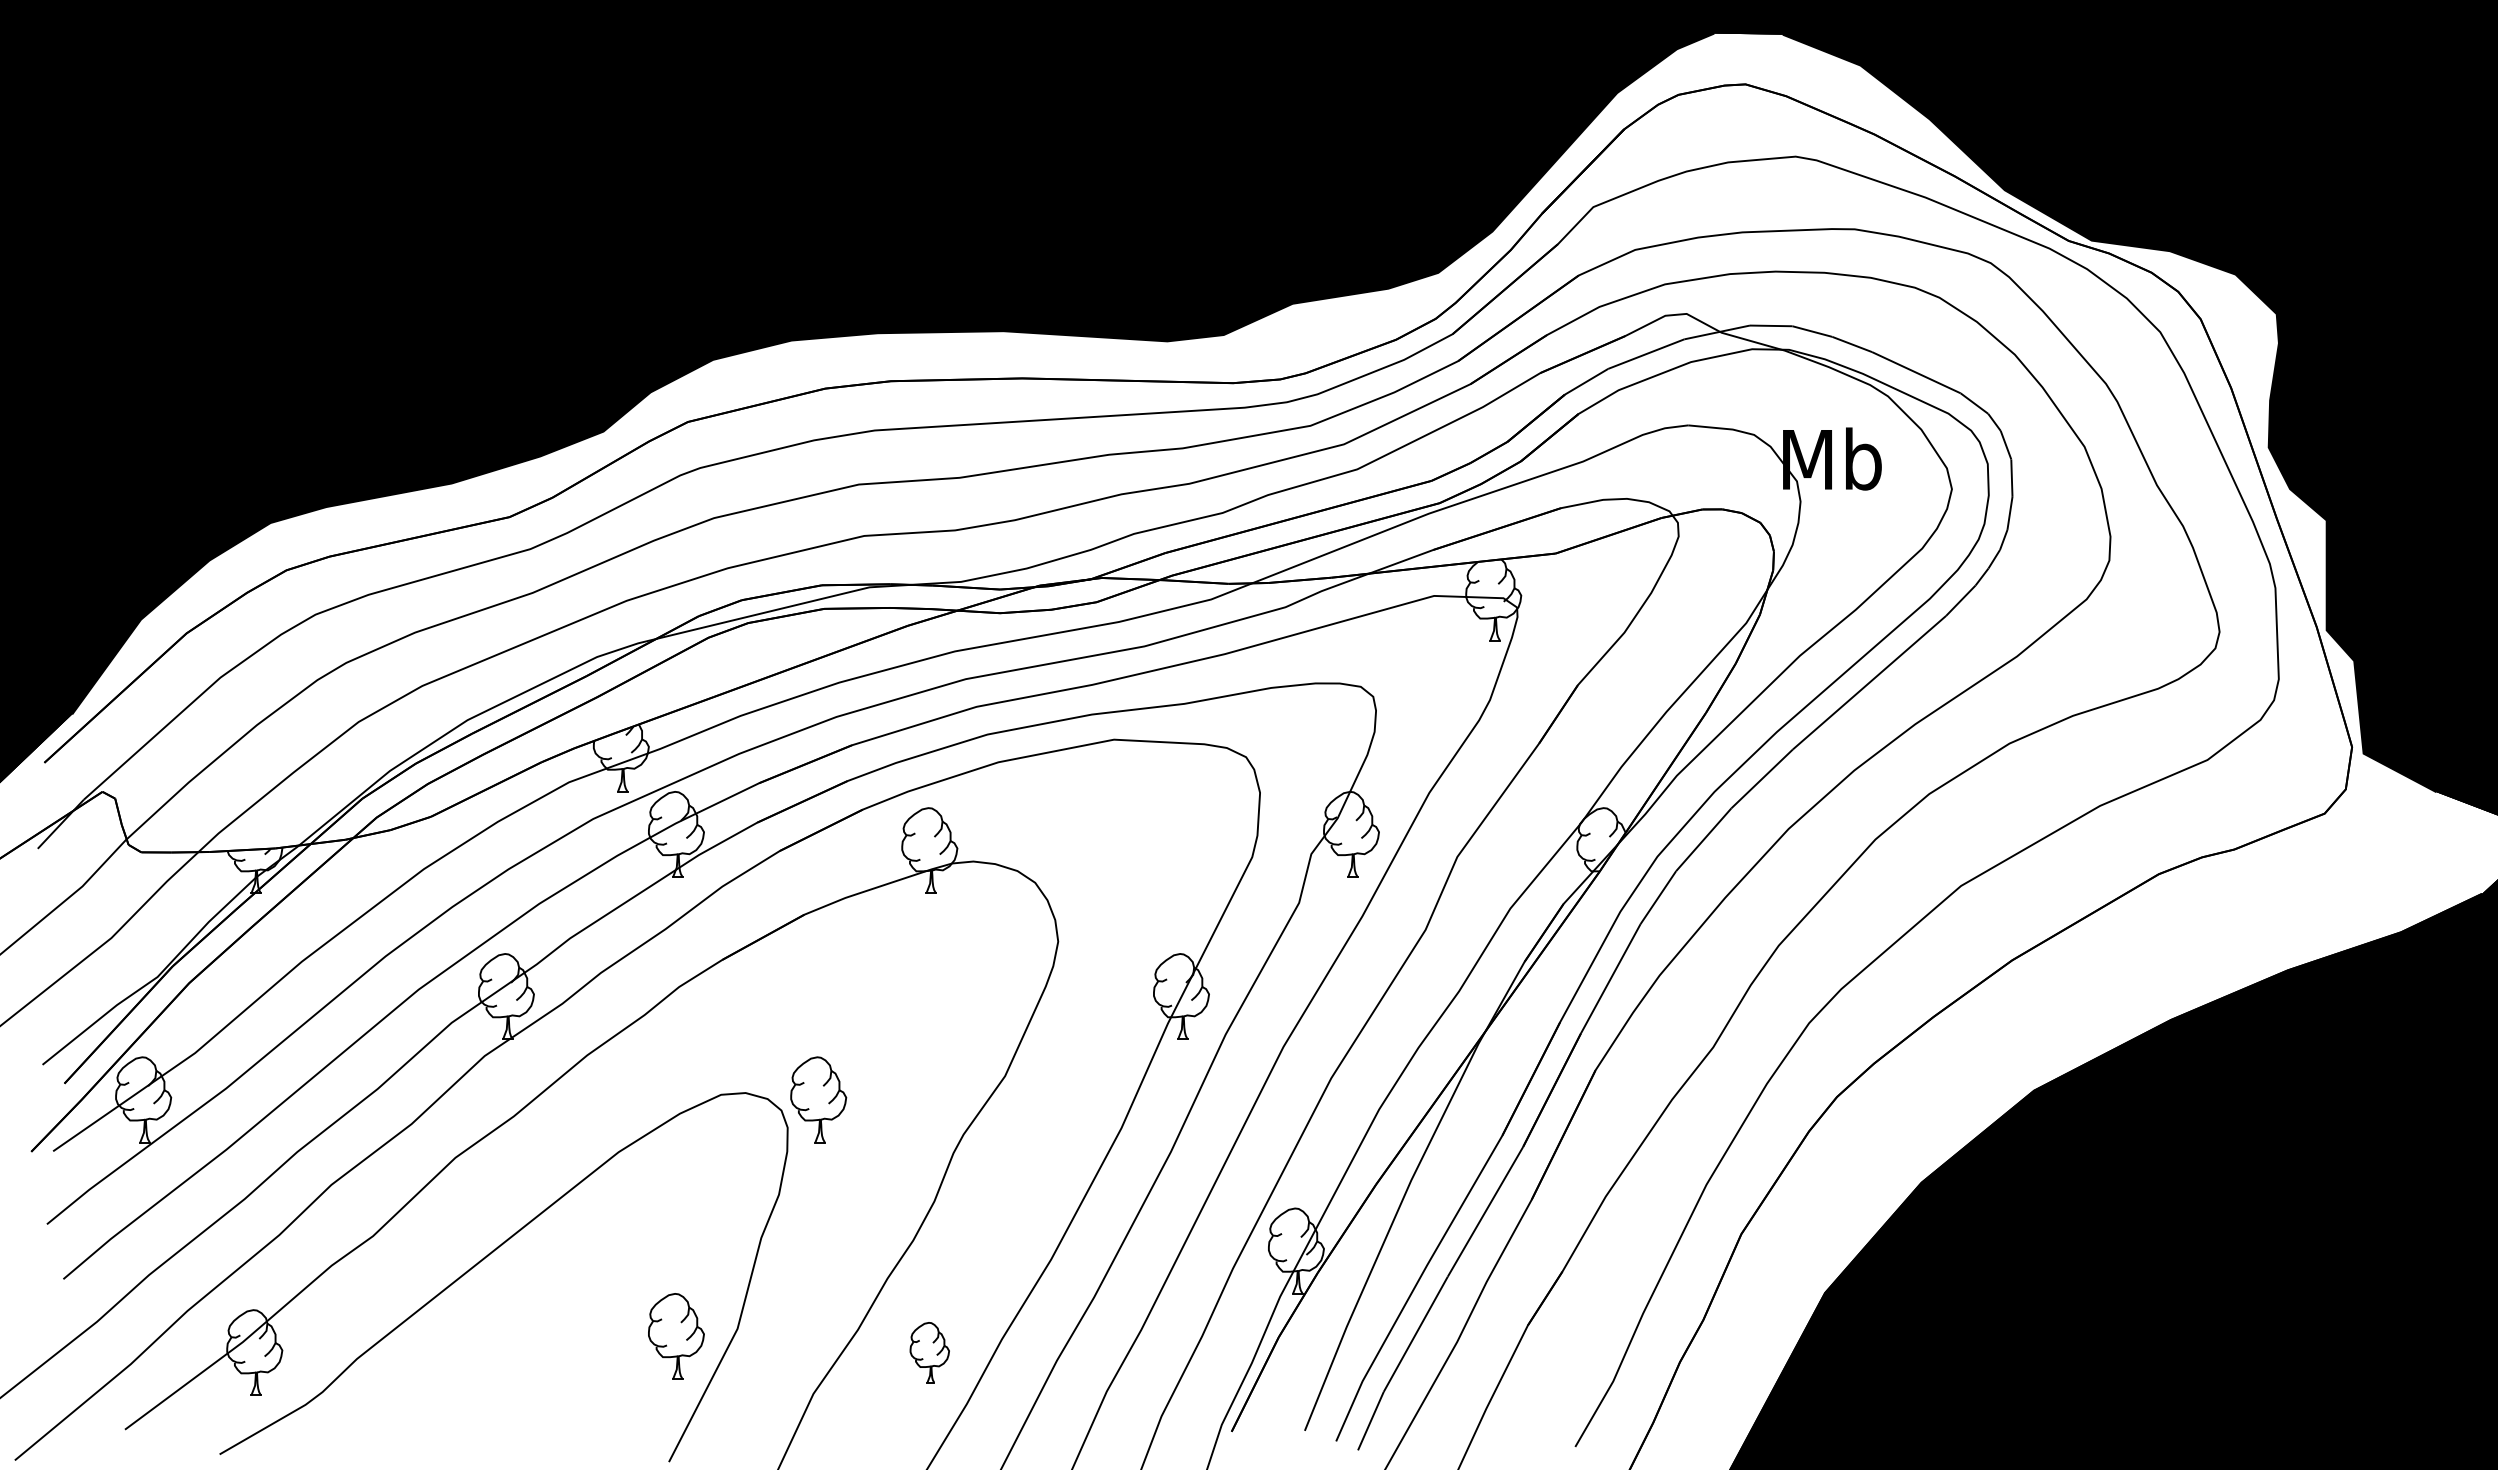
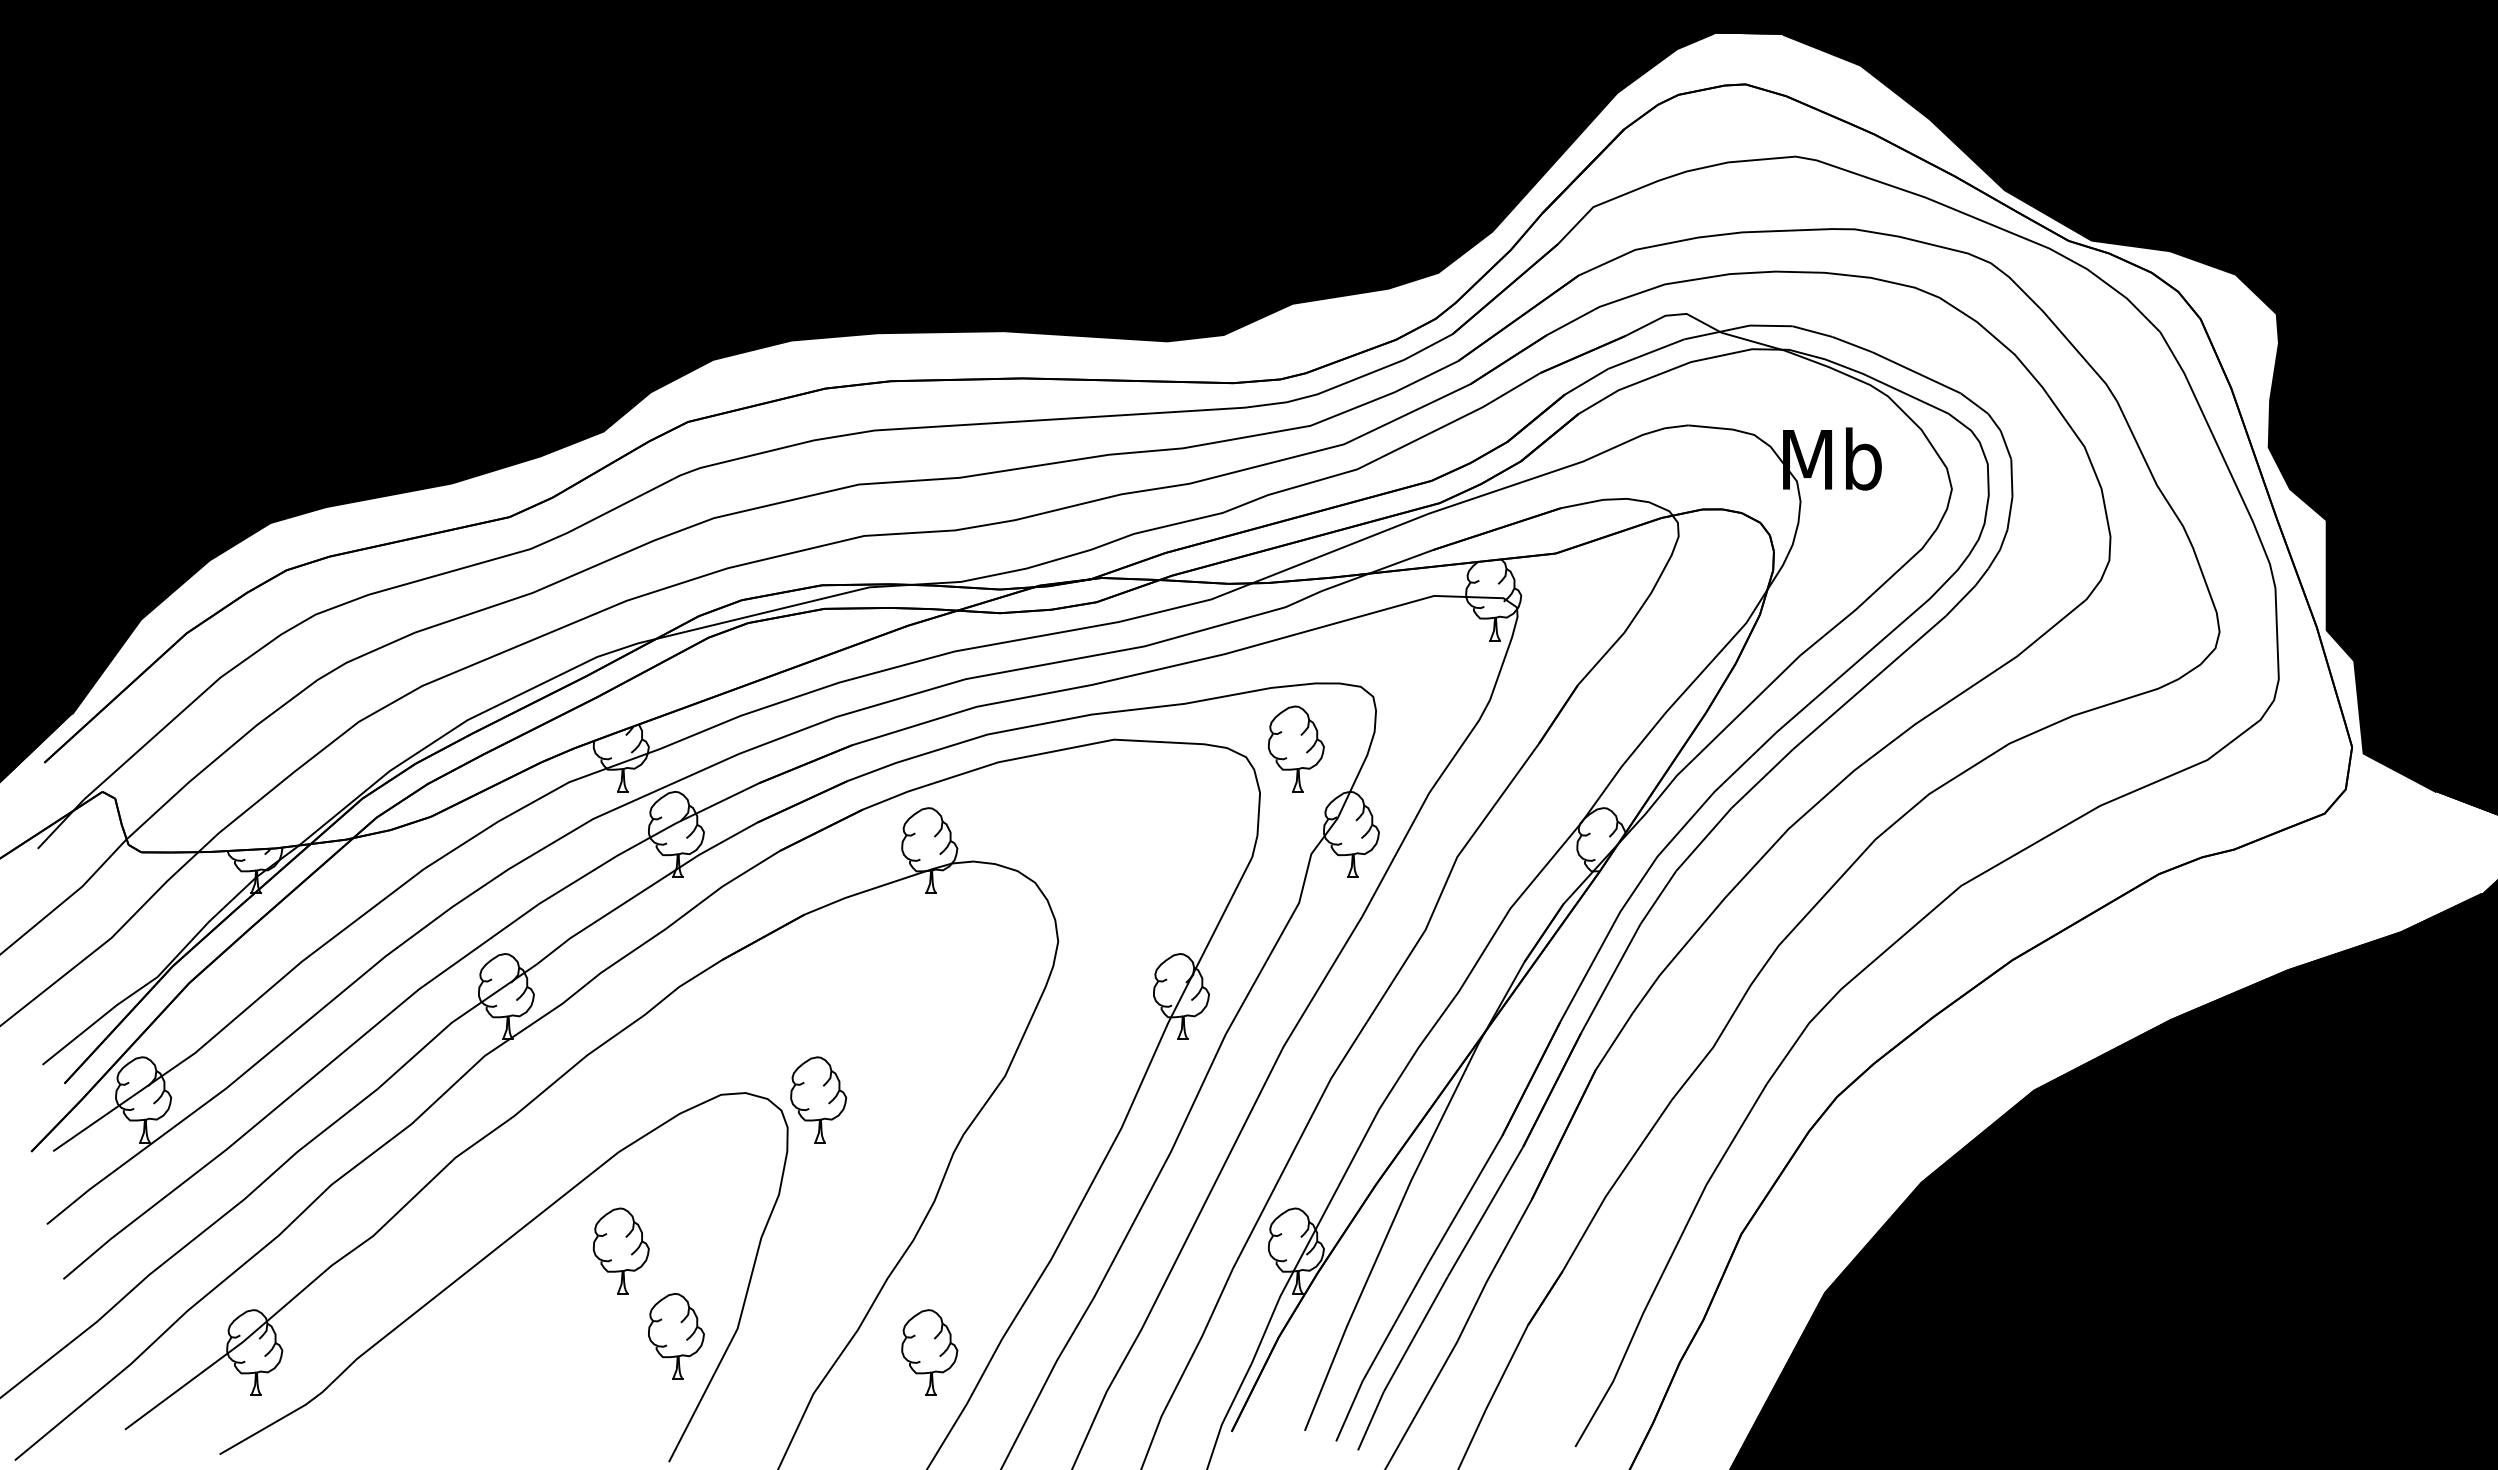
part: none -> present (1296, 748)
part: none -> present (621, 1250)
part size: 41x62 px -> 58x87 px (929, 1352)
